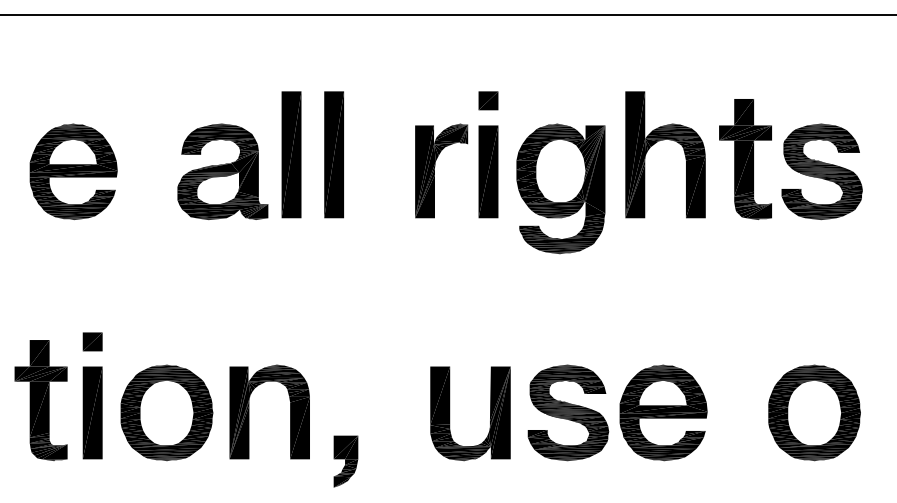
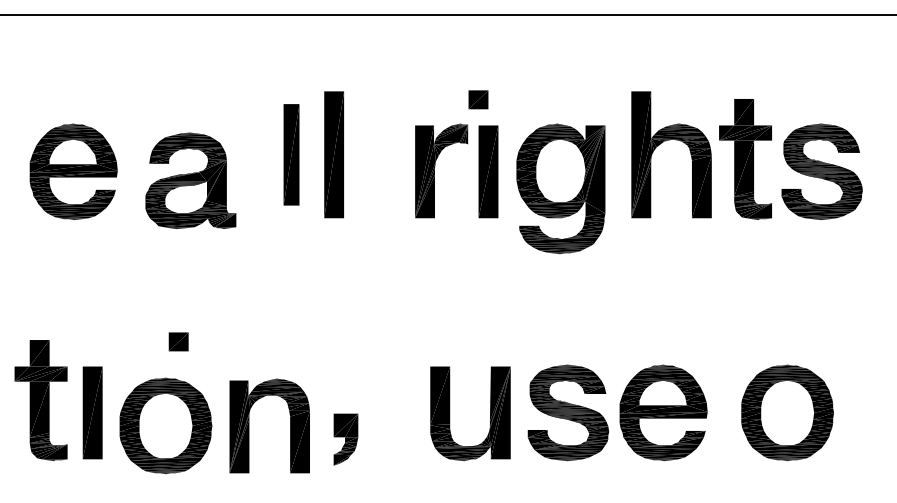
part position: (488, 100) -> (478, 99) (478, 99)
part position: (664, 140) -> (670, 140) (670, 140)
part size: 21x128 px -> 17x102 px (291, 154)
part position: (222, 171) -> (190, 180) (190, 180)
part position: (92, 341) -> (178, 341) (178, 341)
part position: (249, 411) -> (249, 425) (249, 425)
part position: (166, 412) -> (165, 425) (165, 425)
part position: (814, 412) -> (787, 412) (787, 412)
part position: (345, 461) -> (345, 439) (345, 439)
